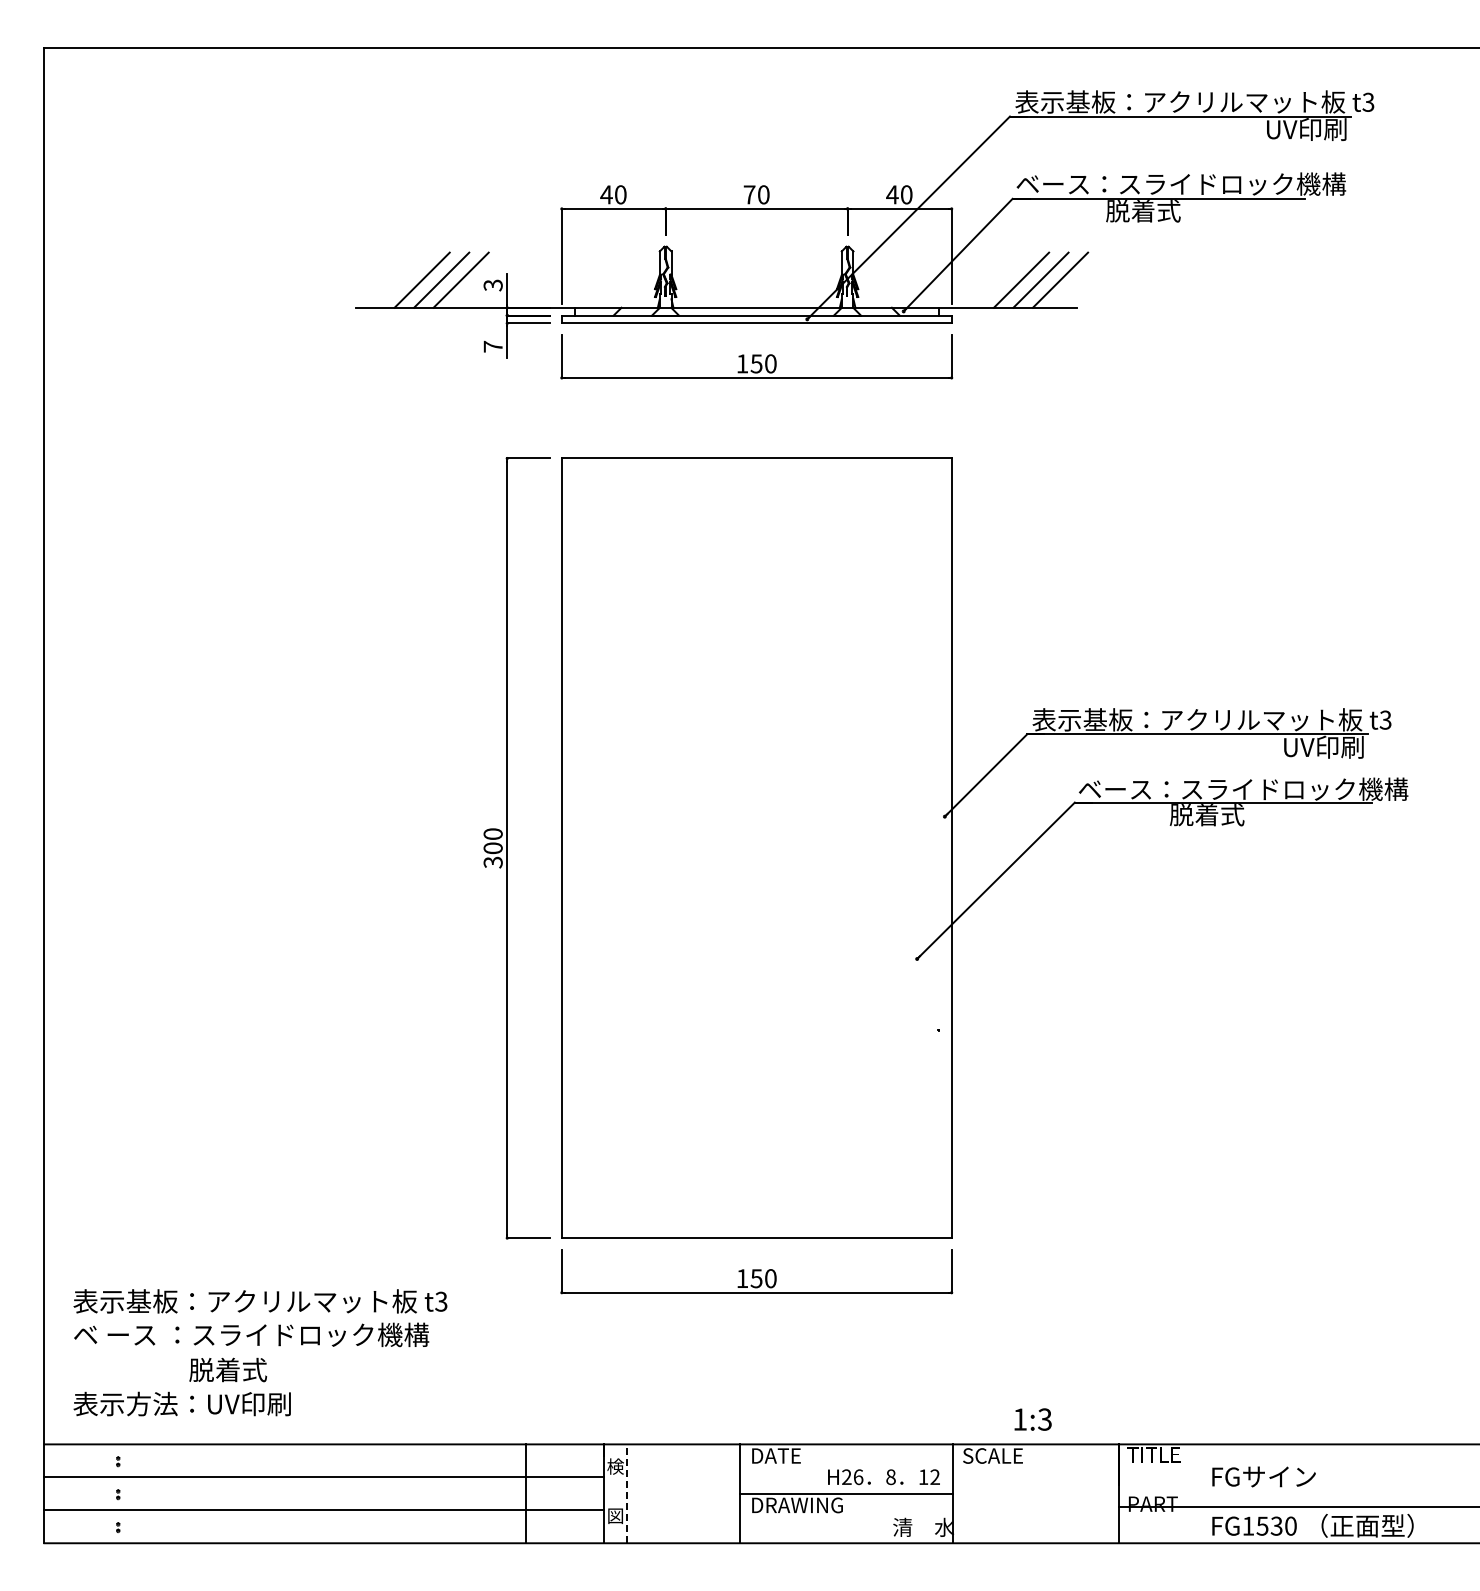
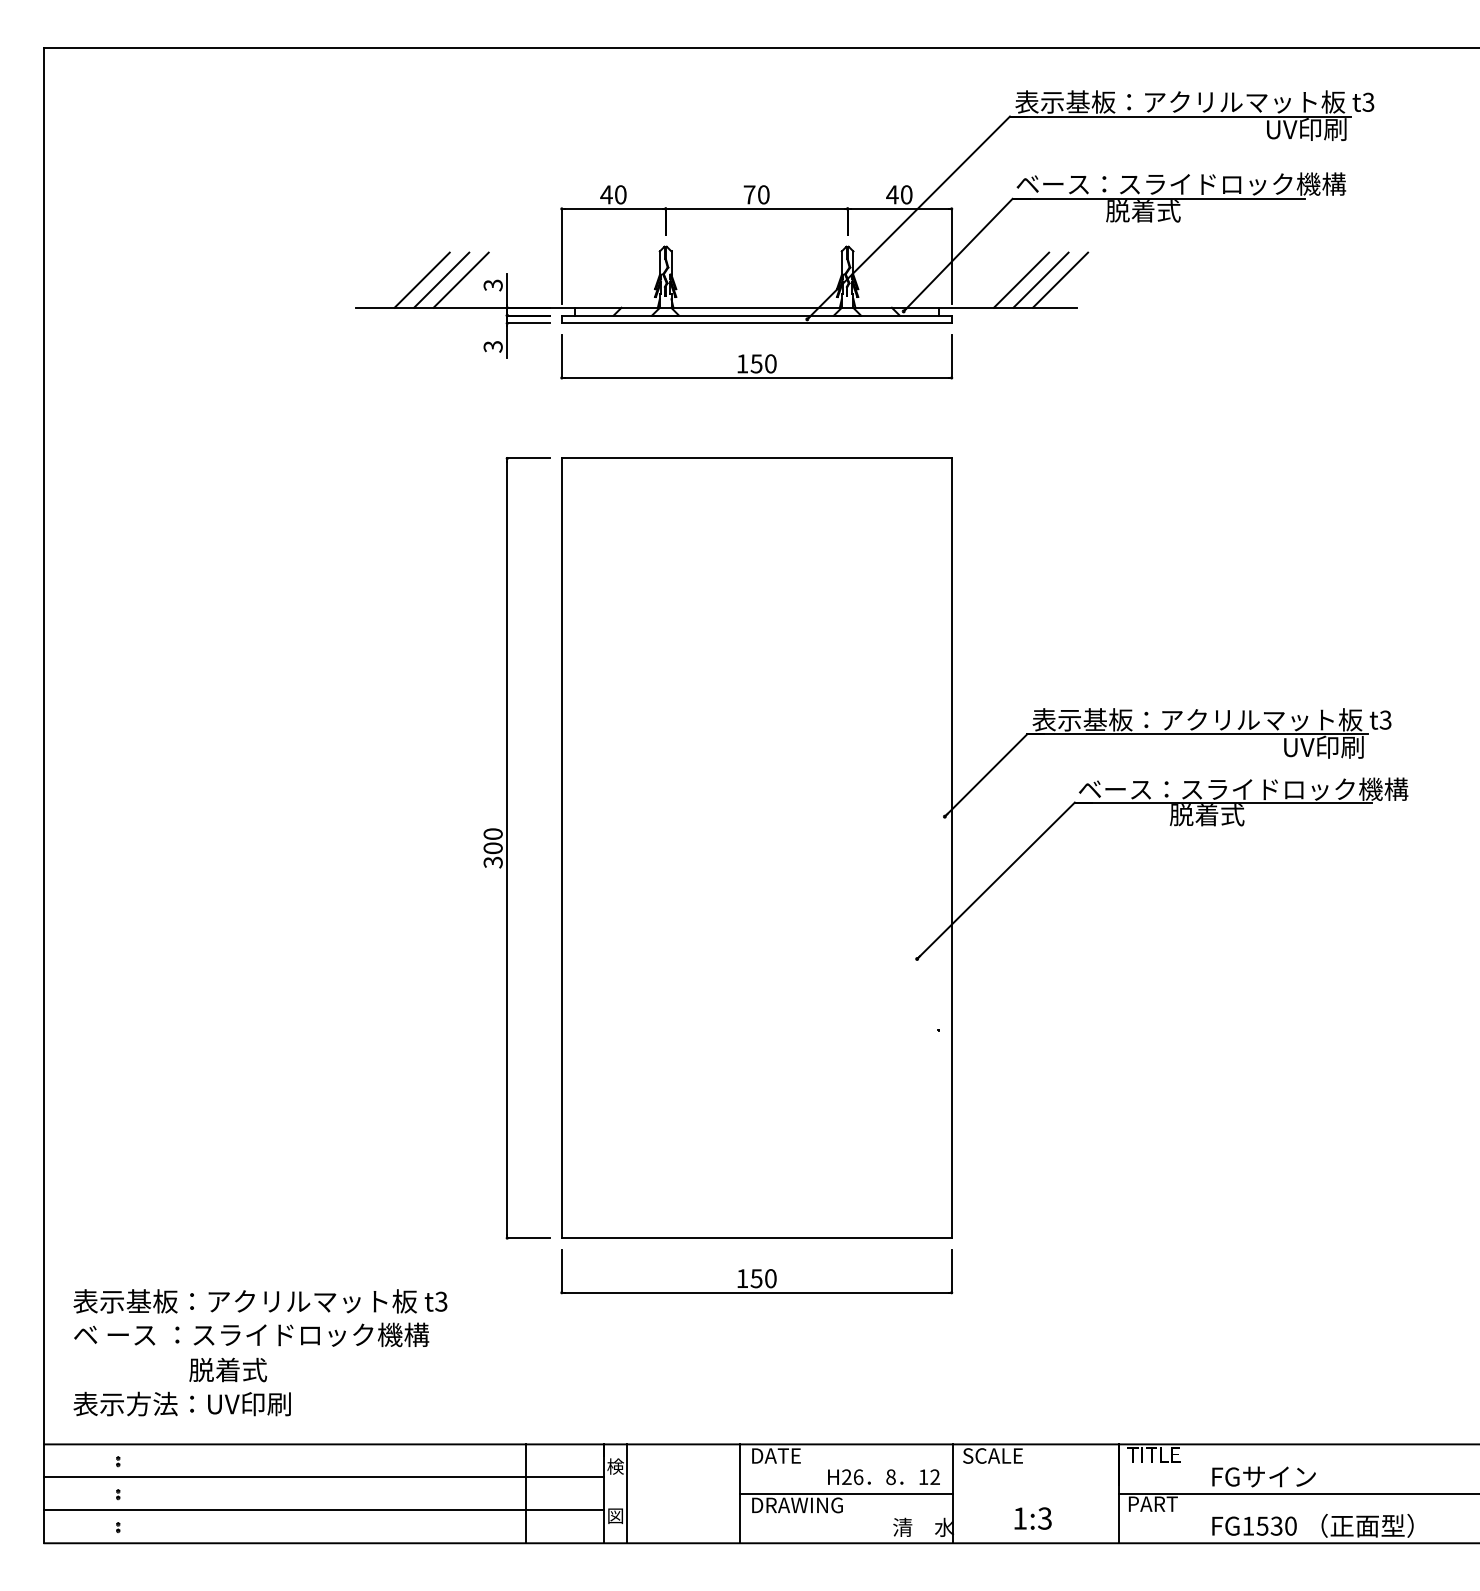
text: 7 -> 3 (492, 346)
text position: (1032, 1419) -> (1032, 1518) (1032, 1518)
line: dashed -> solid (627, 1493)
line position: (1297, 1506) -> (1297, 1493) (1297, 1493)
